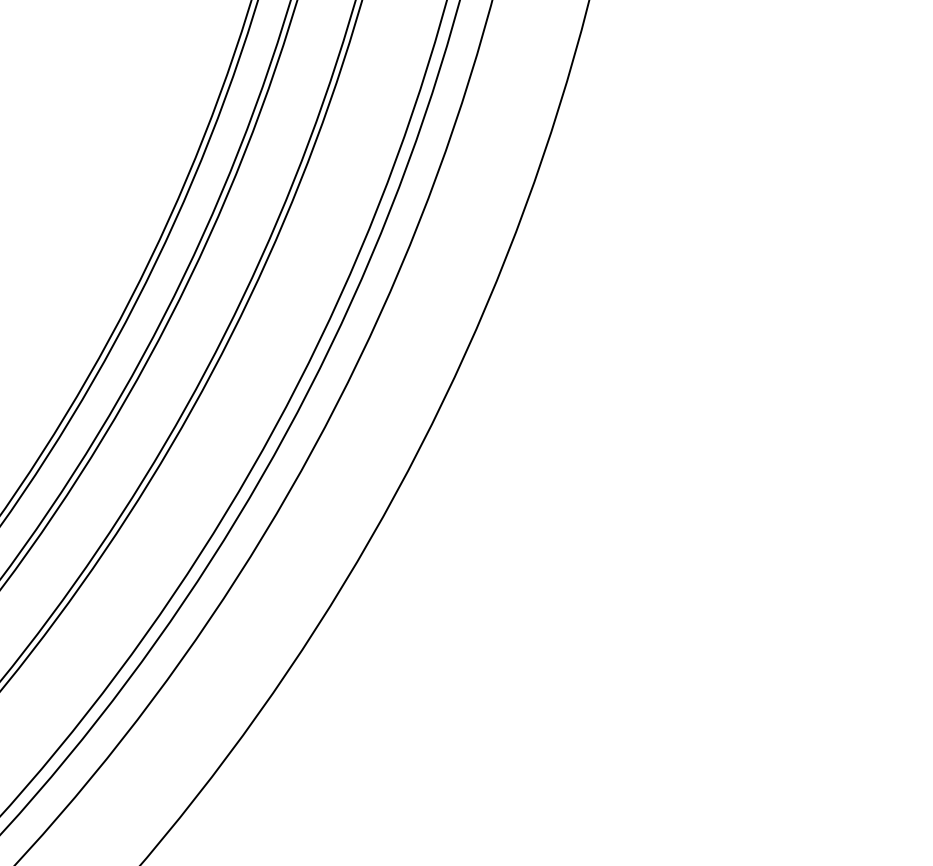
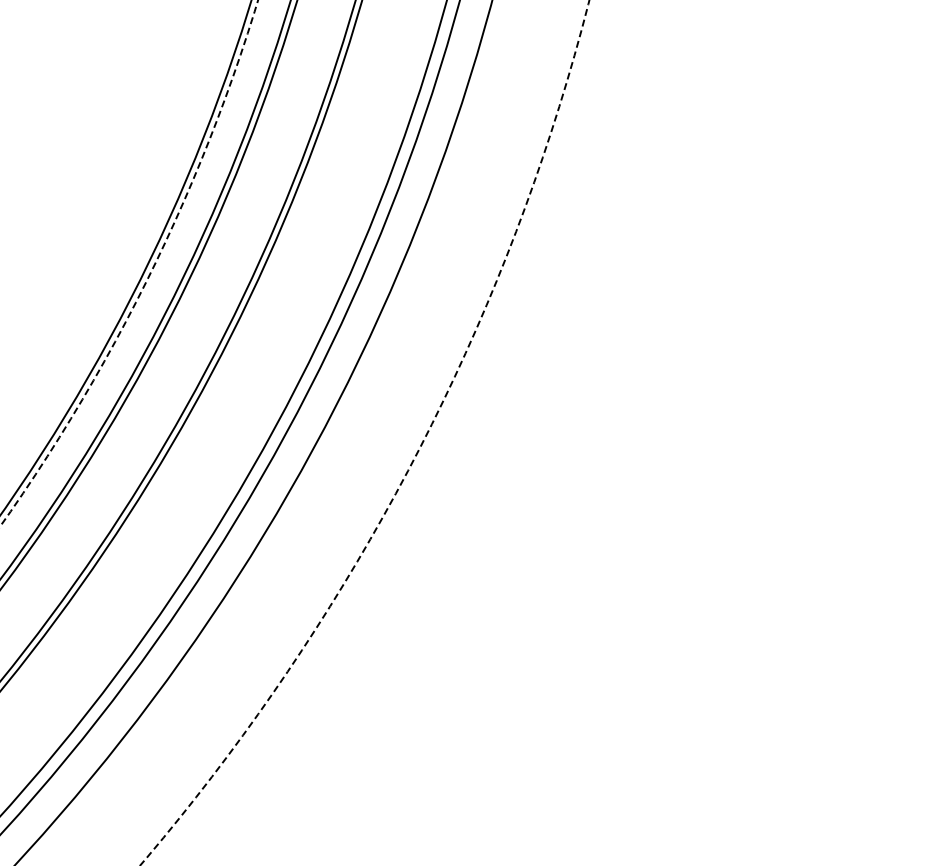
circle: solid -> dashed (128, 263)
circle: solid -> dashed (364, 432)
